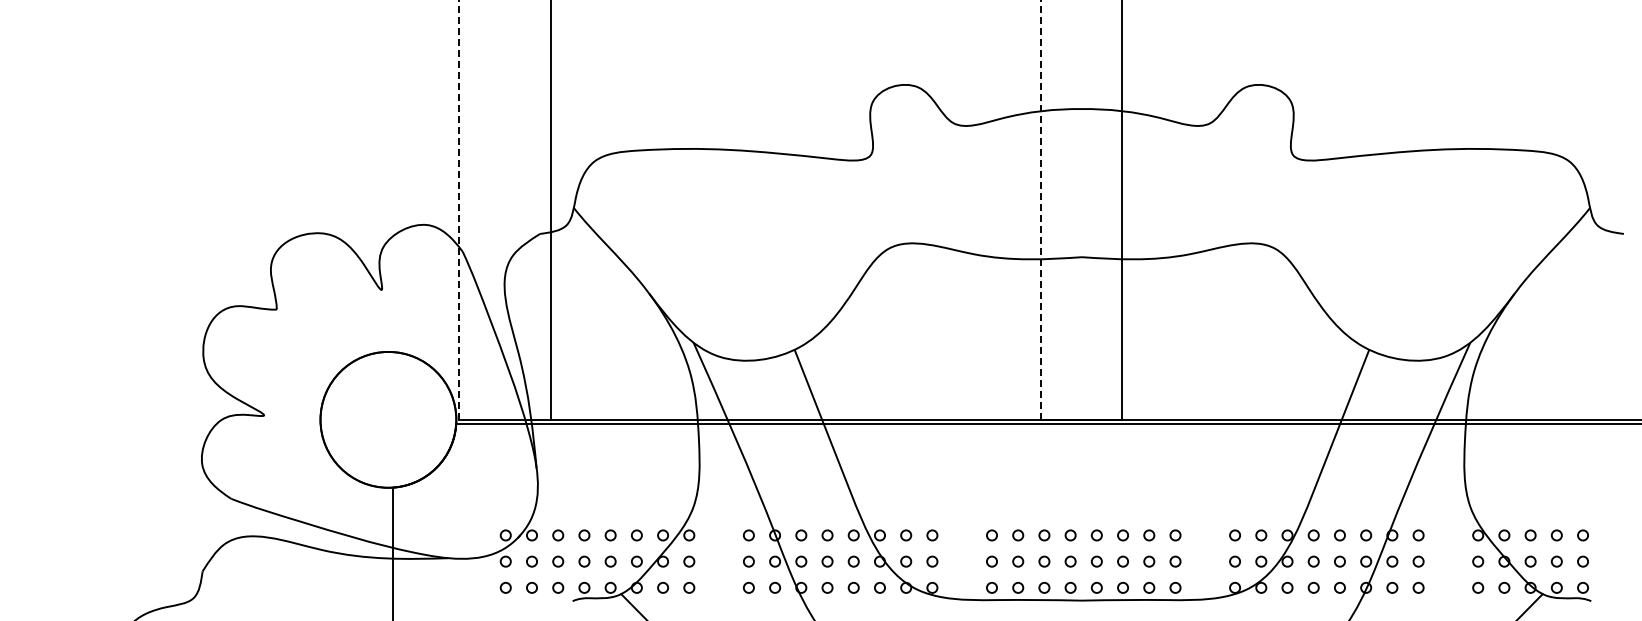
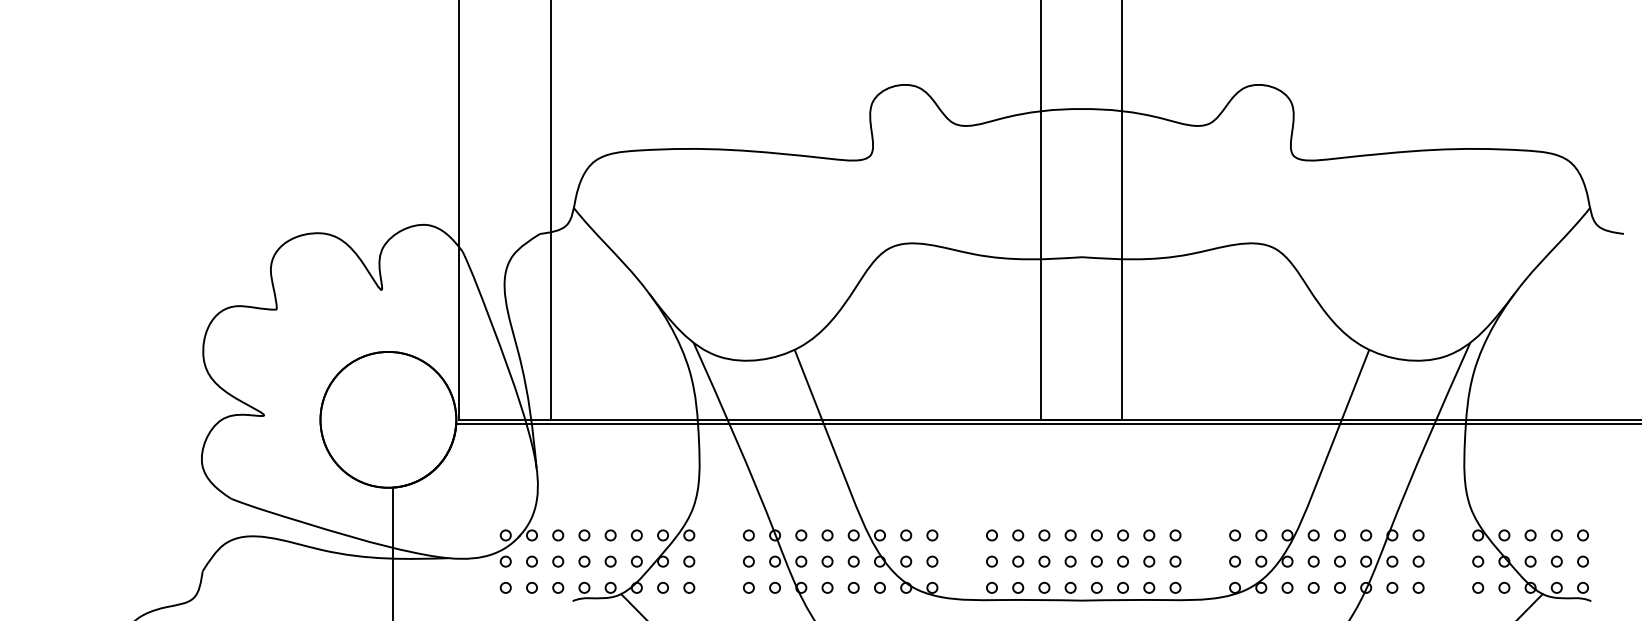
line: dashed -> solid (459, 209)
line: dashed -> solid (1041, 209)
